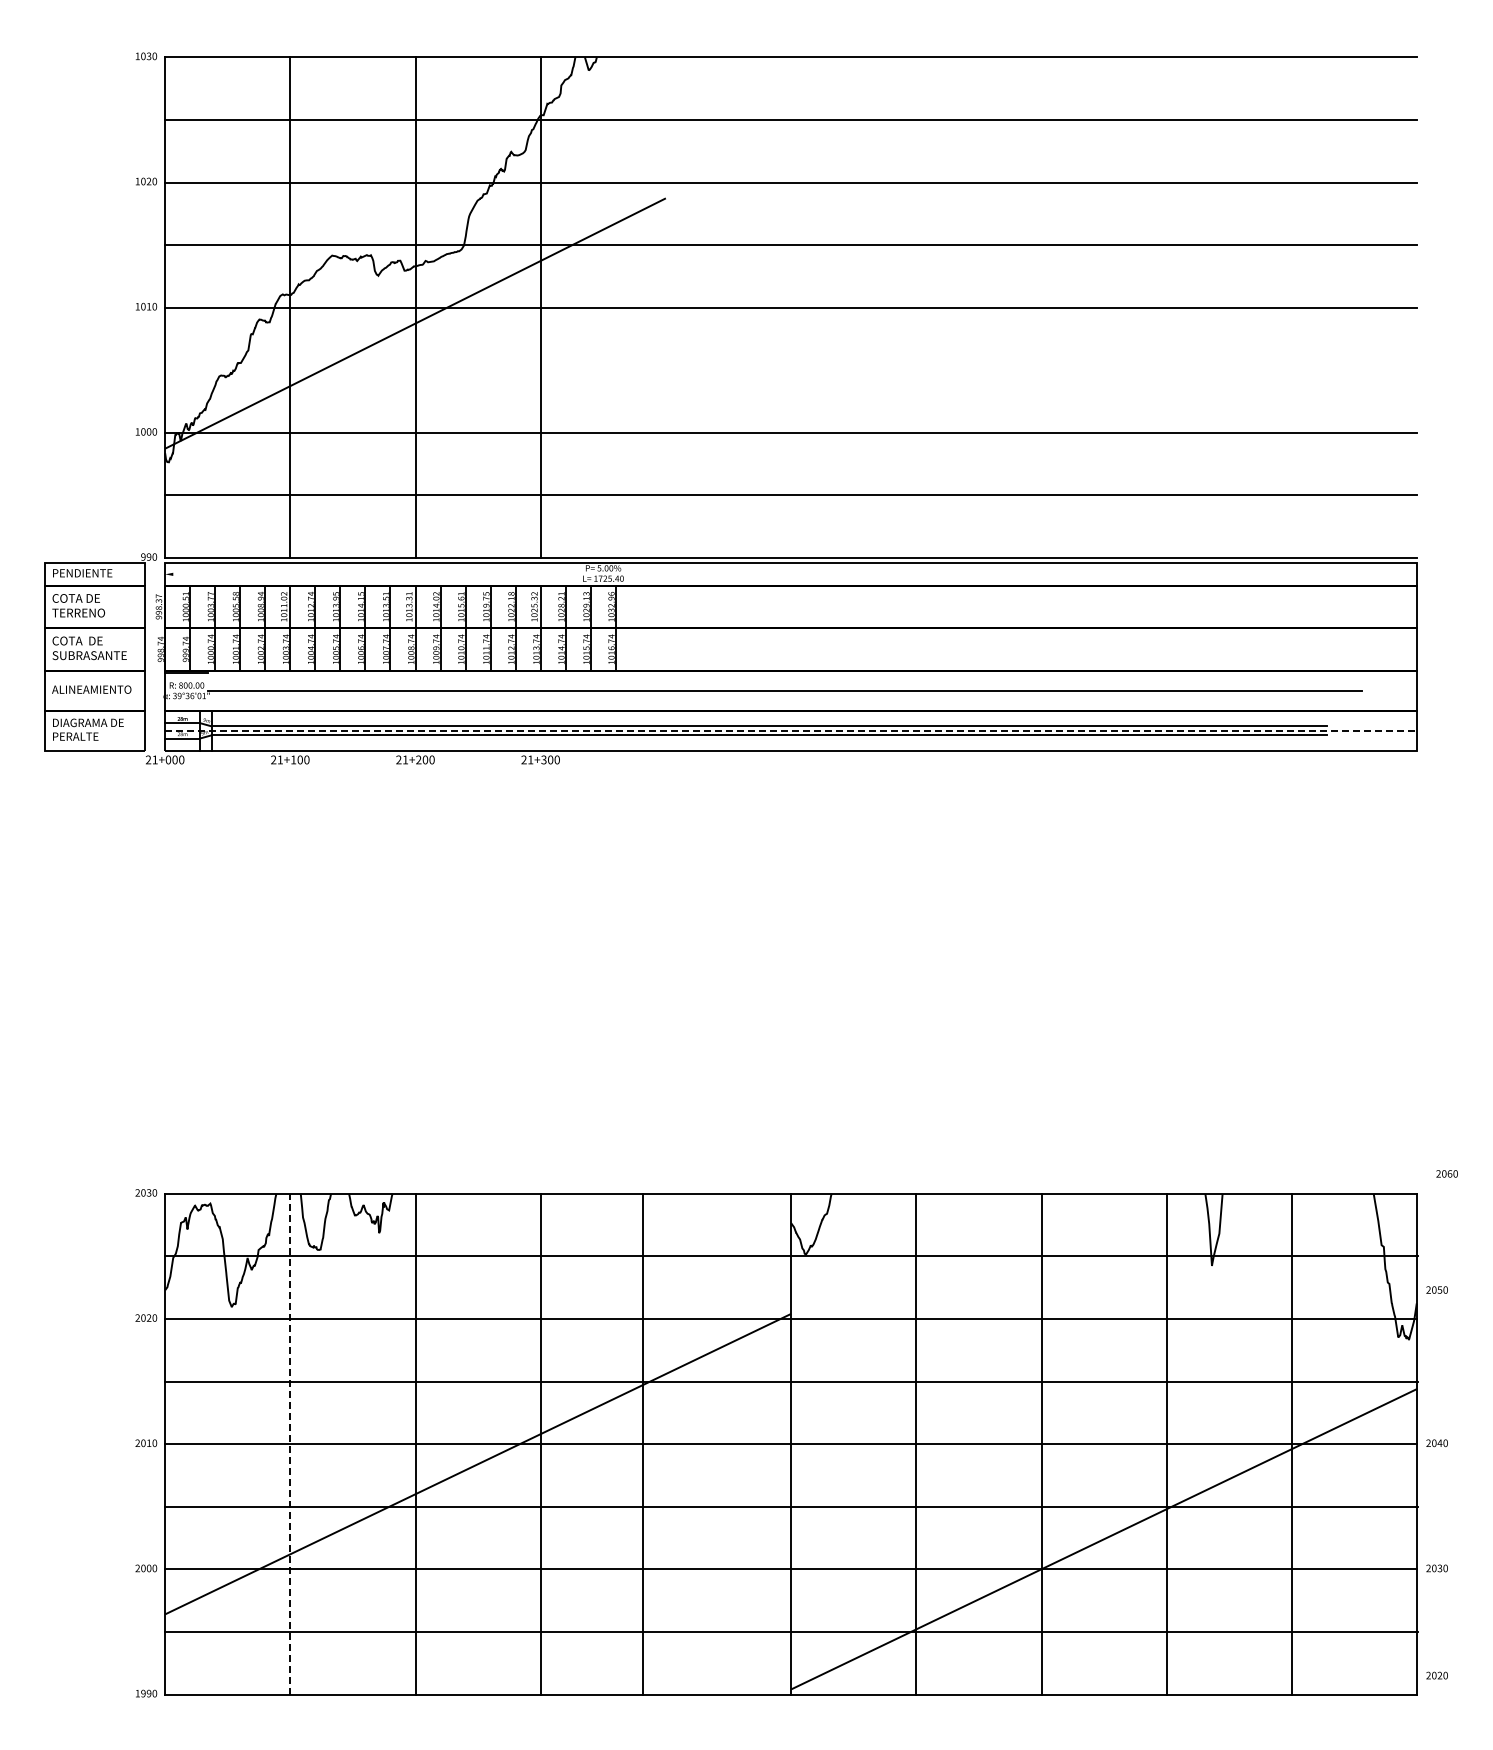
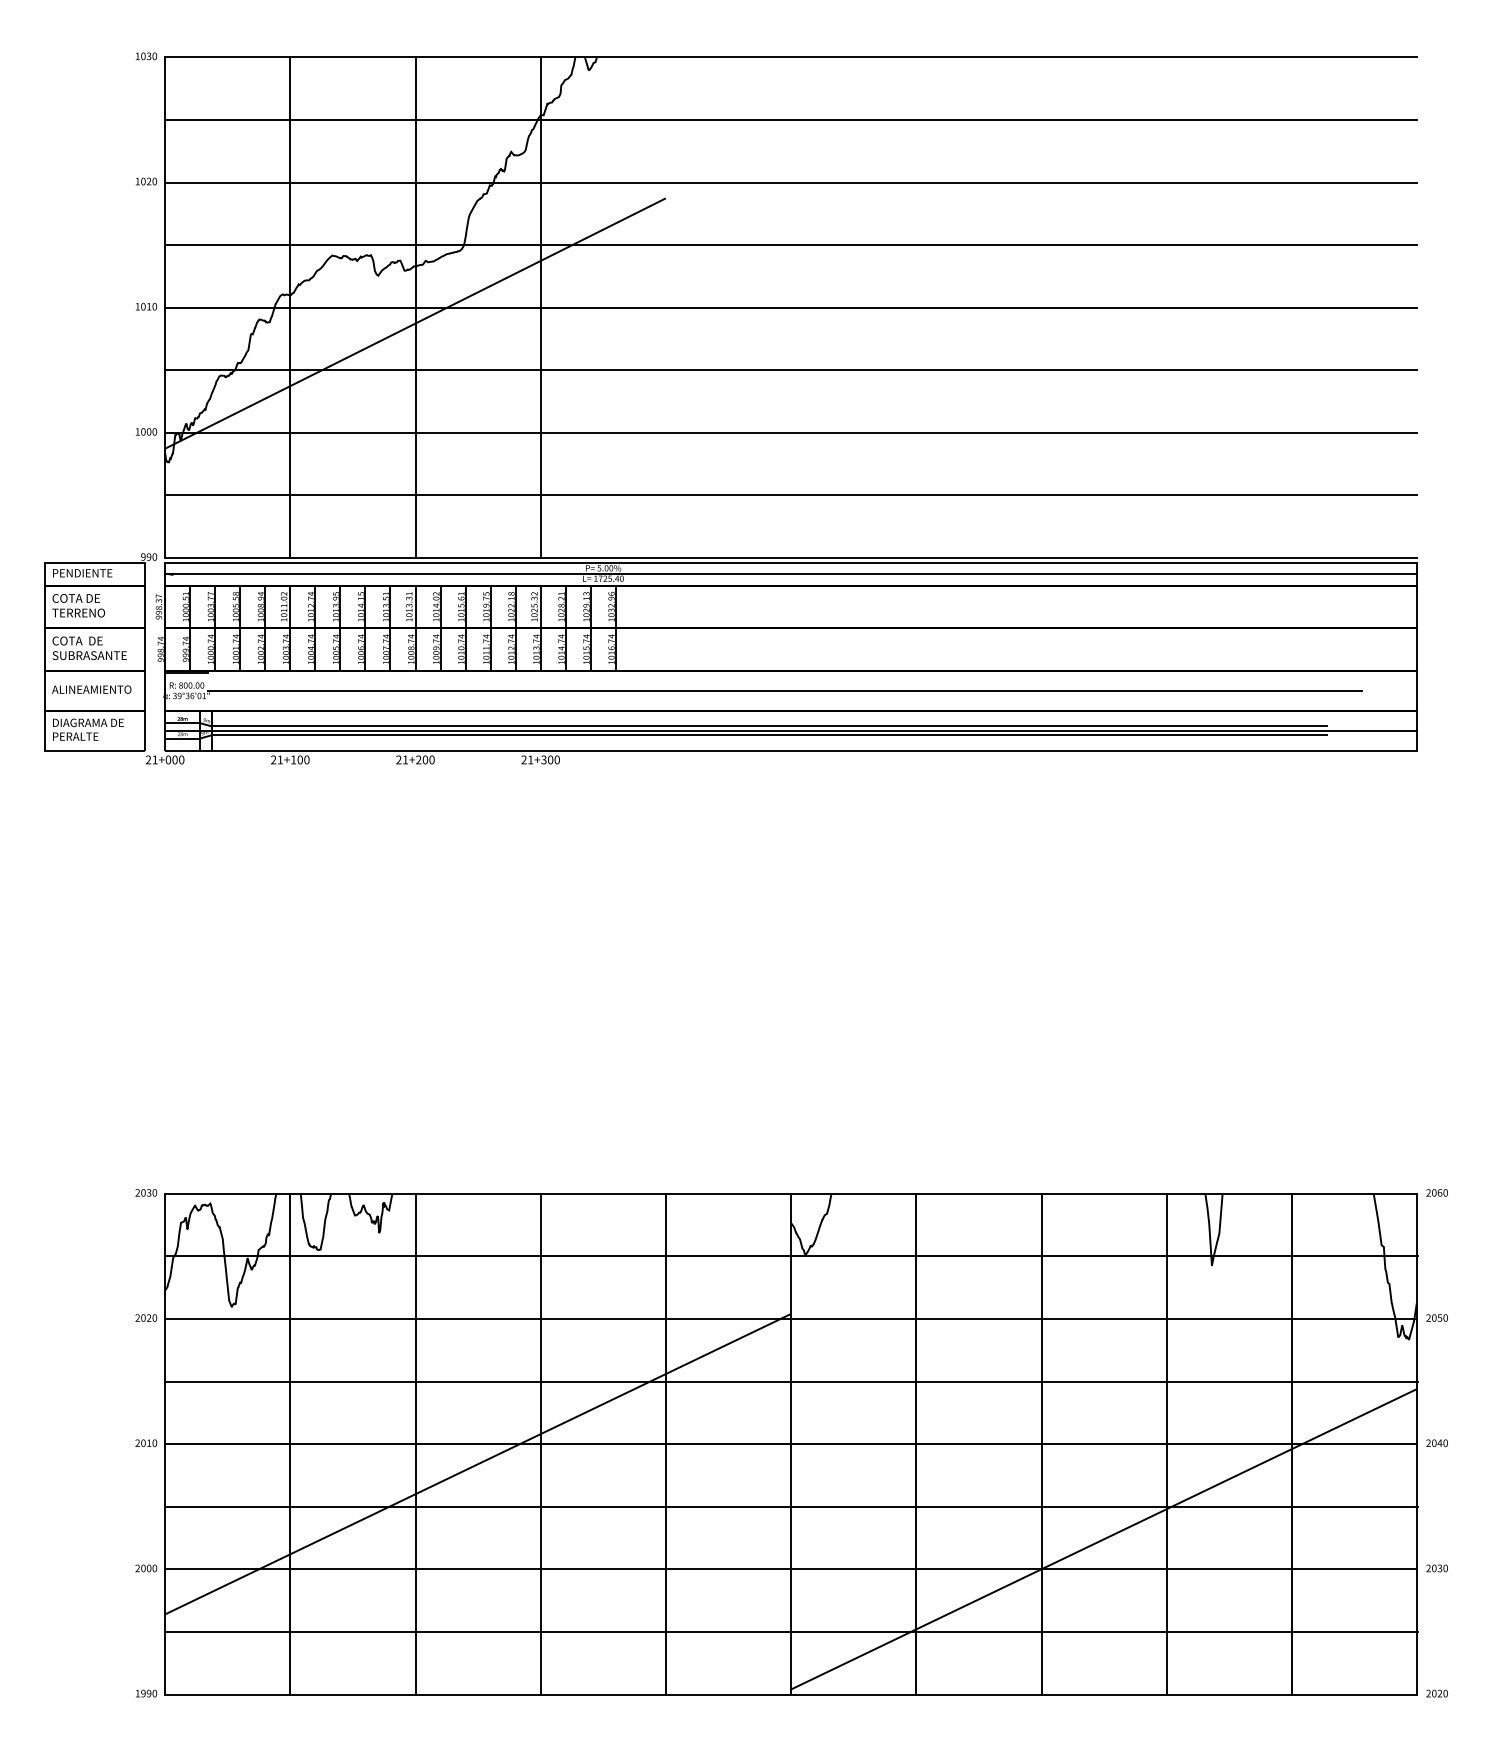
line: none -> present (790, 370)
line: none -> present (790, 574)
line: dashed -> solid (791, 730)
text position: (1446, 1173) -> (1436, 1192) (1436, 1192)
text position: (1436, 1289) -> (1436, 1317) (1436, 1317)
line: dashed -> solid (290, 1443)
line position: (642, 1443) -> (665, 1443) (665, 1443)
text position: (1436, 1675) -> (1436, 1693) (1436, 1693)
